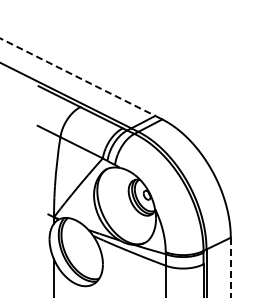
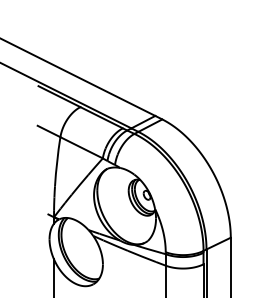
line: dashed -> solid (78, 77)
line: dashed -> solid (230, 267)
